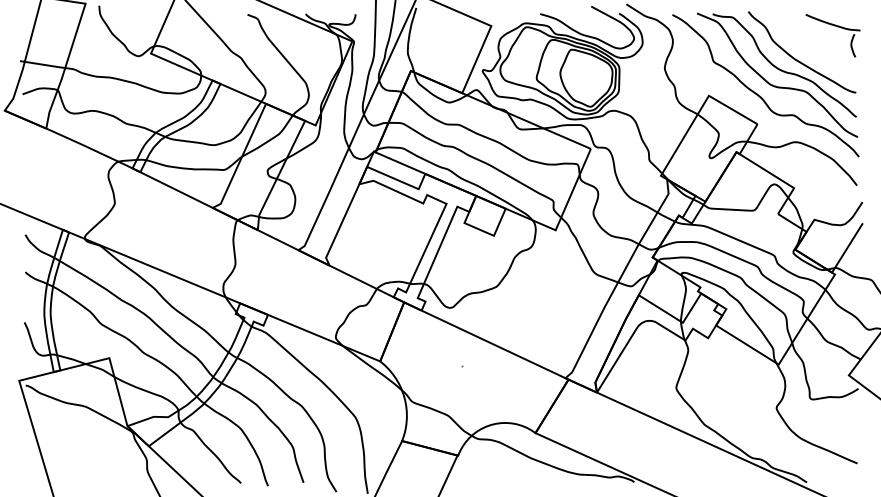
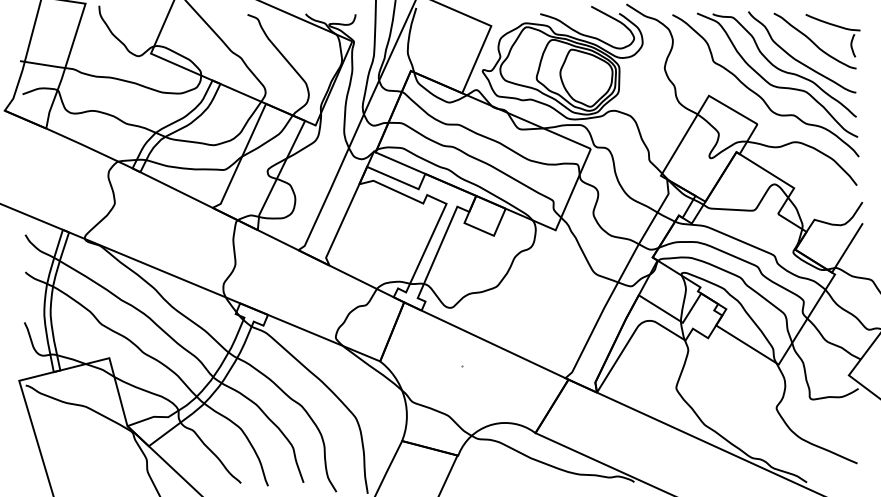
curve: none -> present (813, 41)
